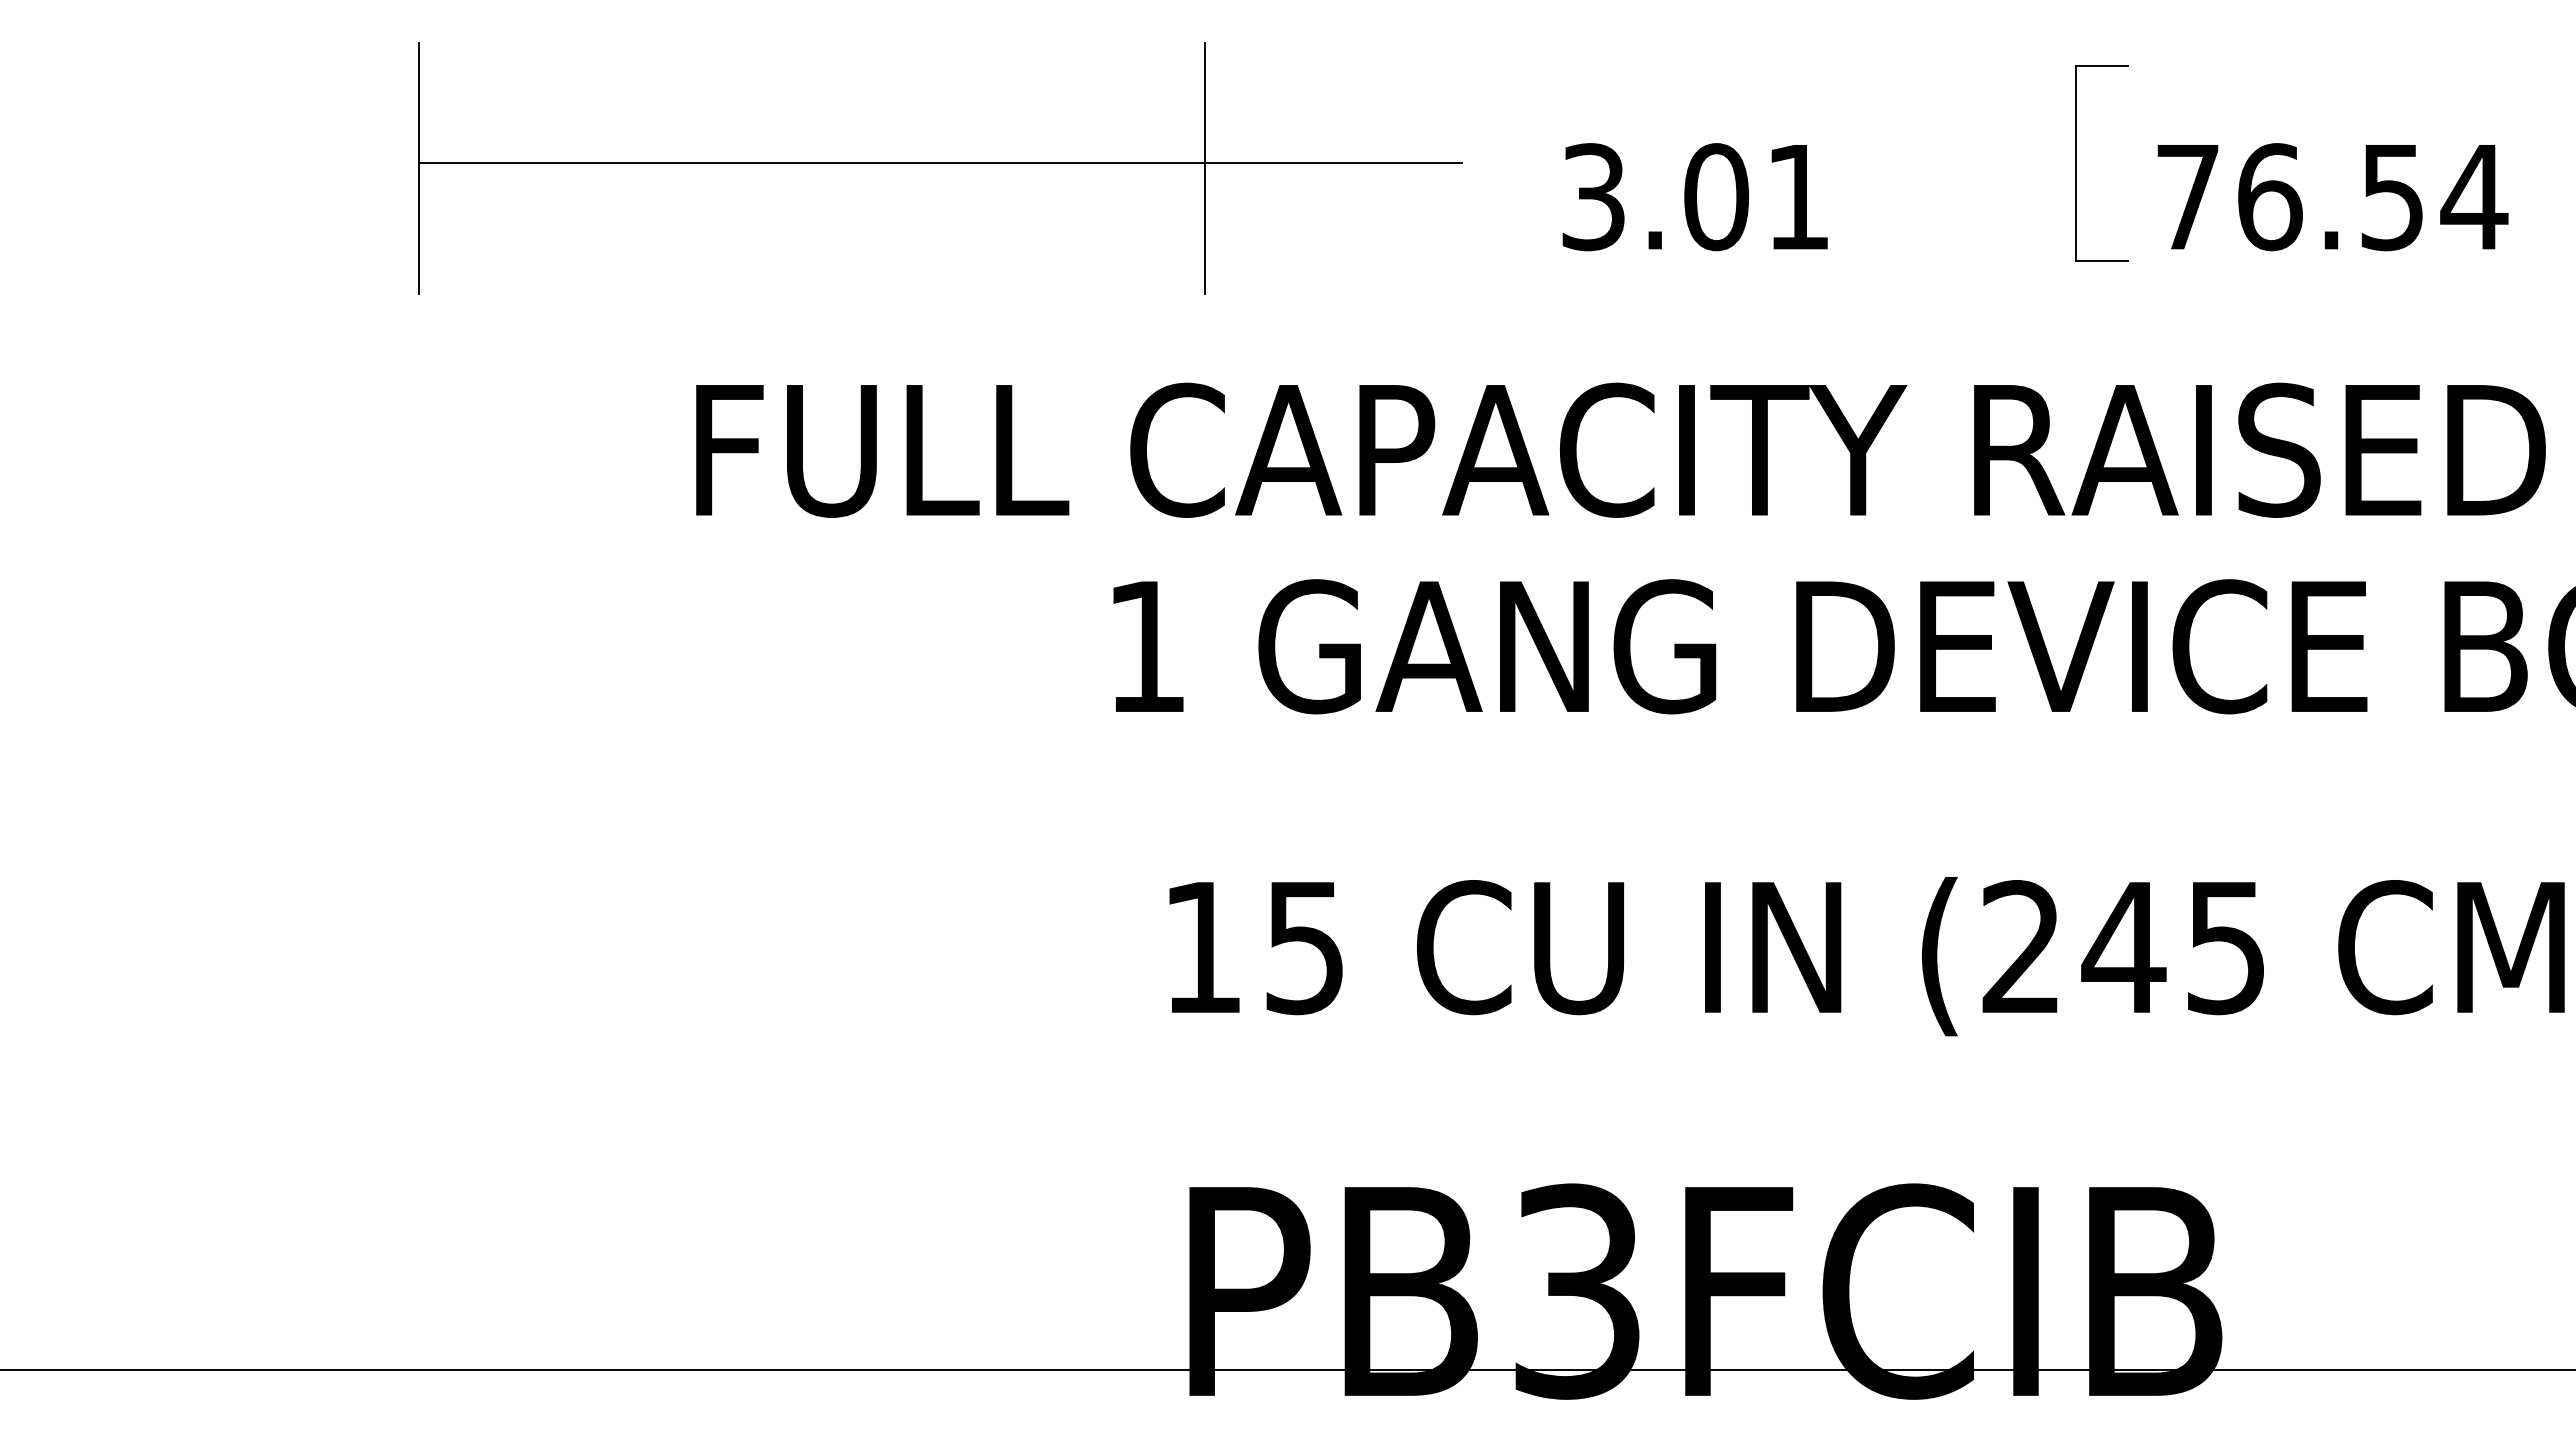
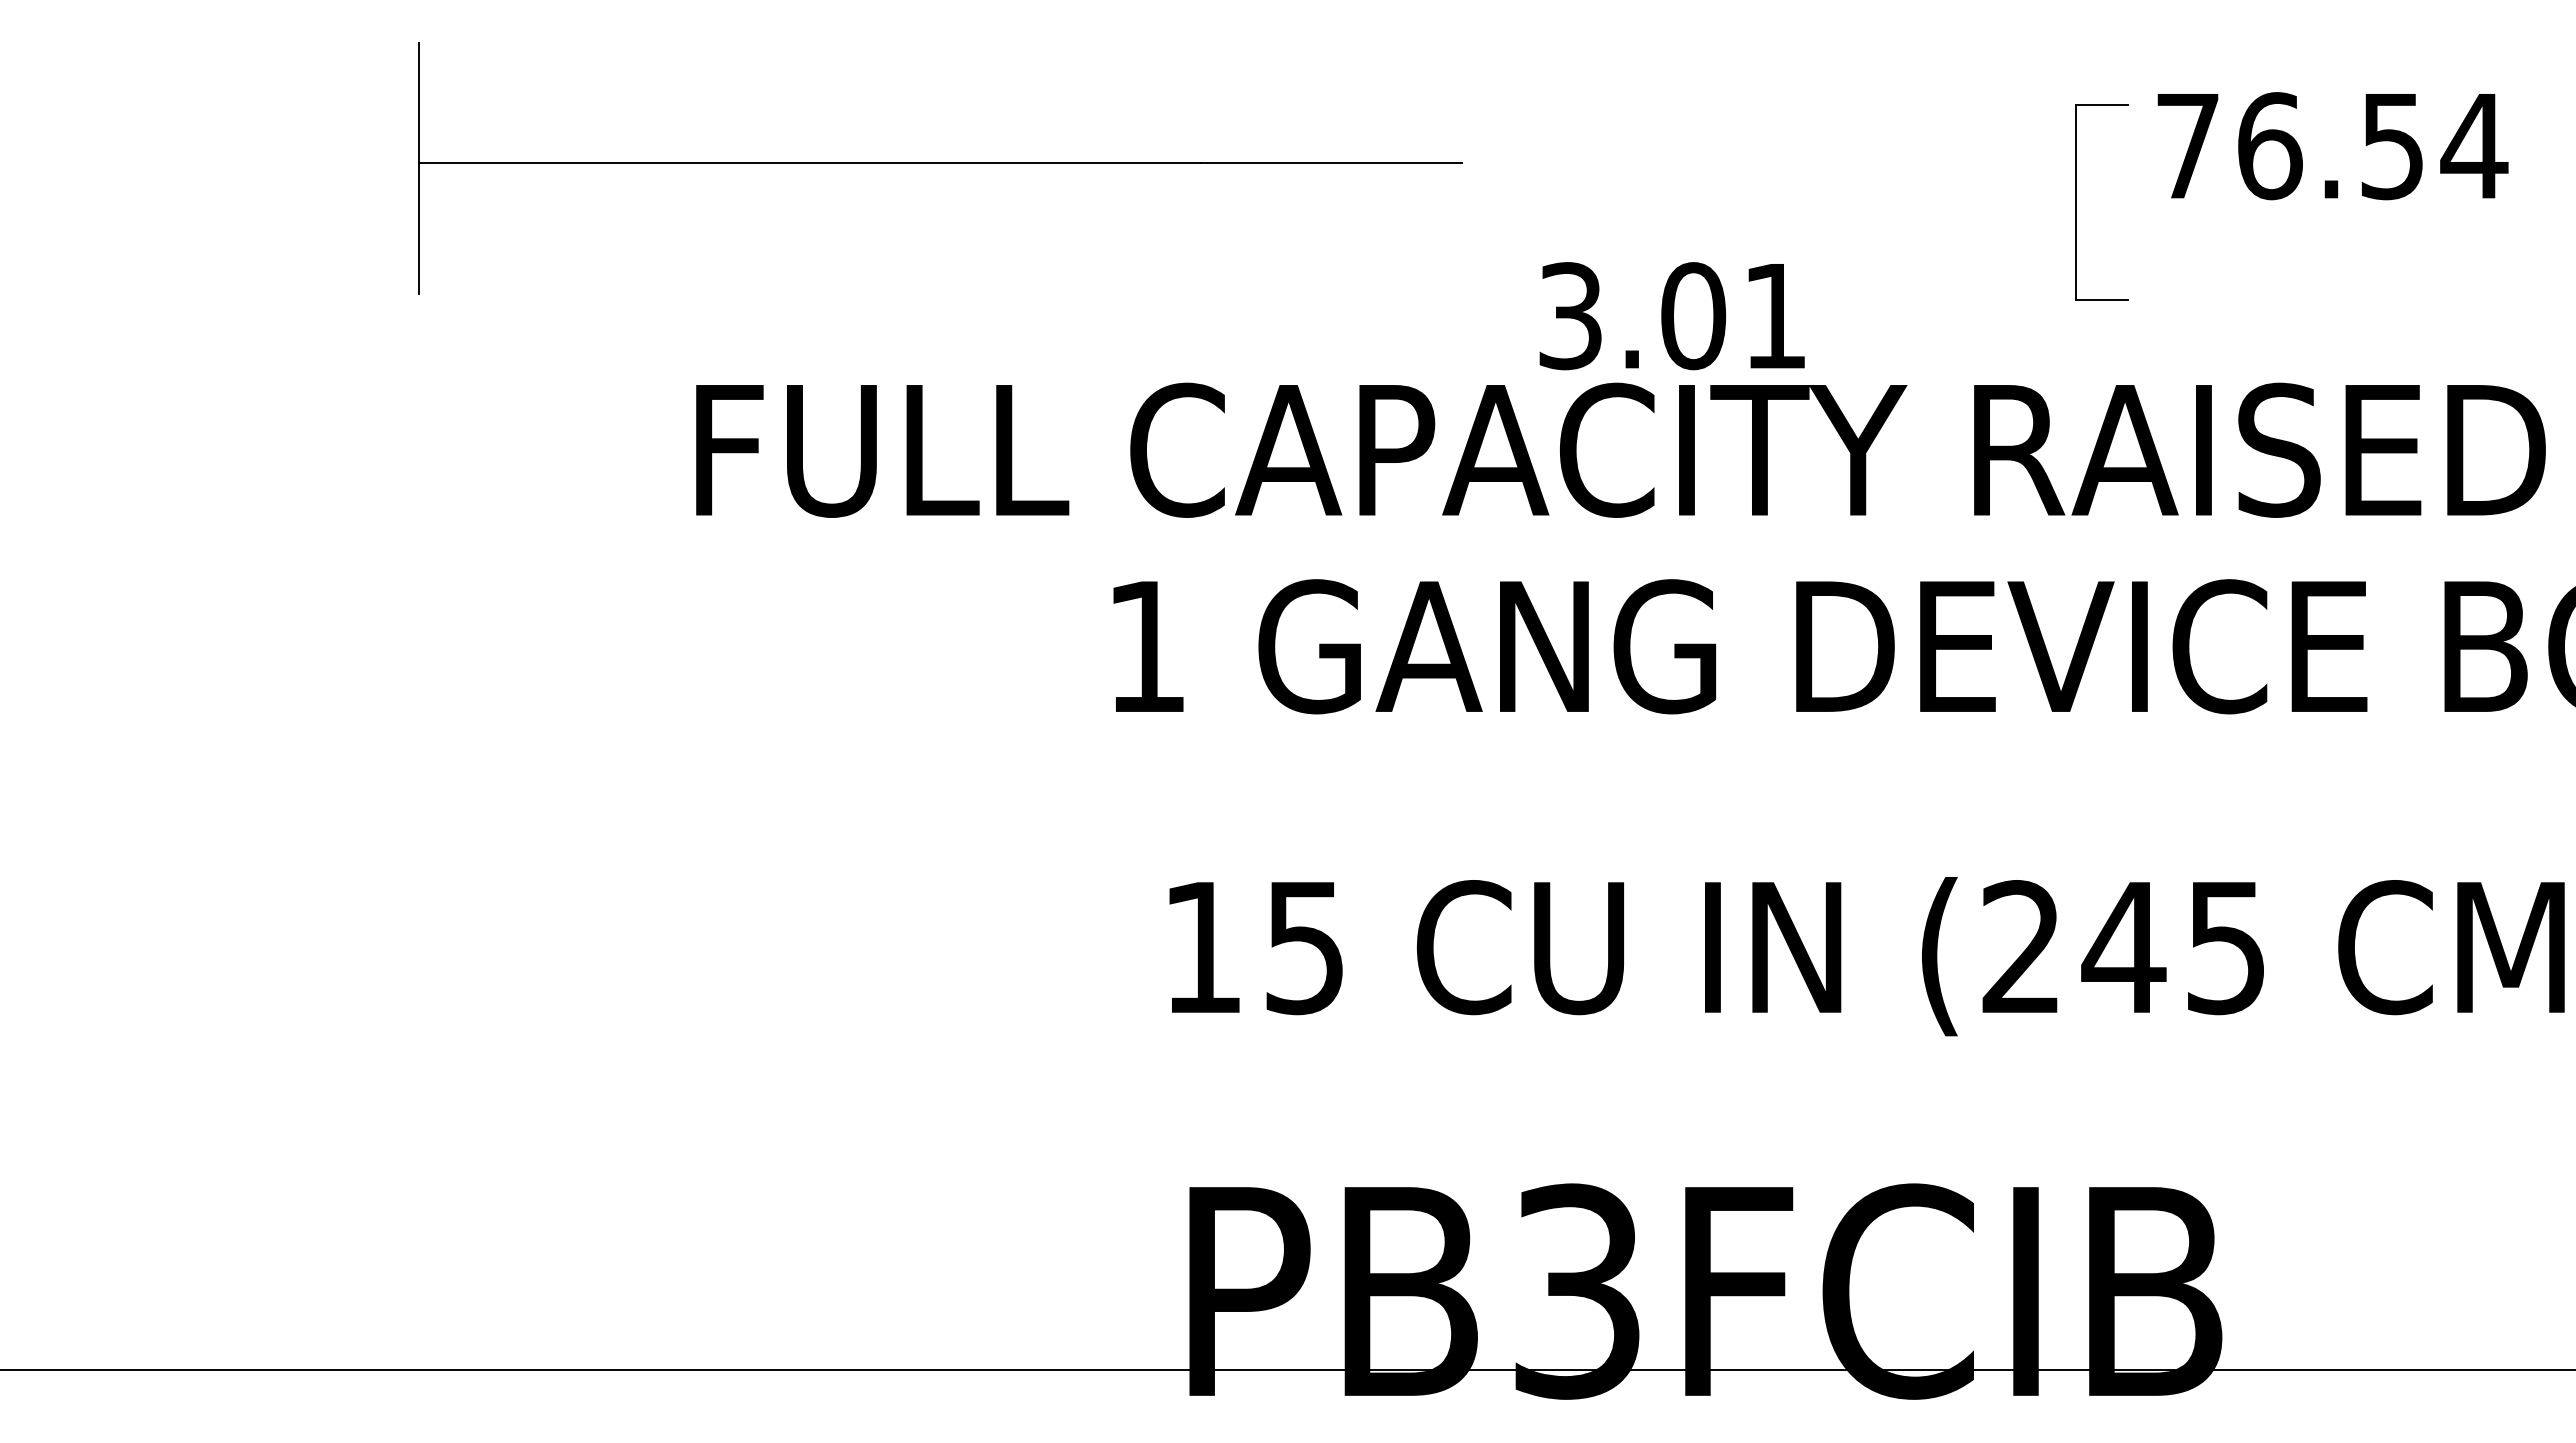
part position: (2076, 163) -> (2076, 202) (2076, 202)
line: present -> none (1204, 168)
text position: (1694, 197) -> (1671, 316) (1671, 316)
text position: (2332, 197) -> (2332, 146) (2332, 146)
